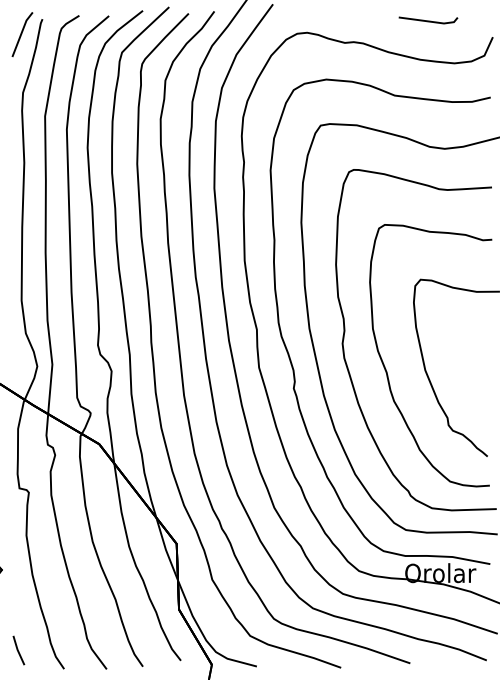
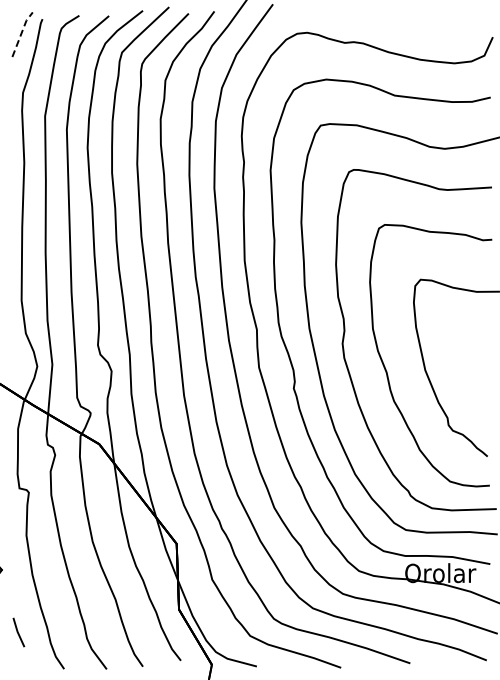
line: present -> none (428, 20)
line: solid -> dashed (21, 33)
line position: (18, 650) -> (18, 632) (18, 632)
